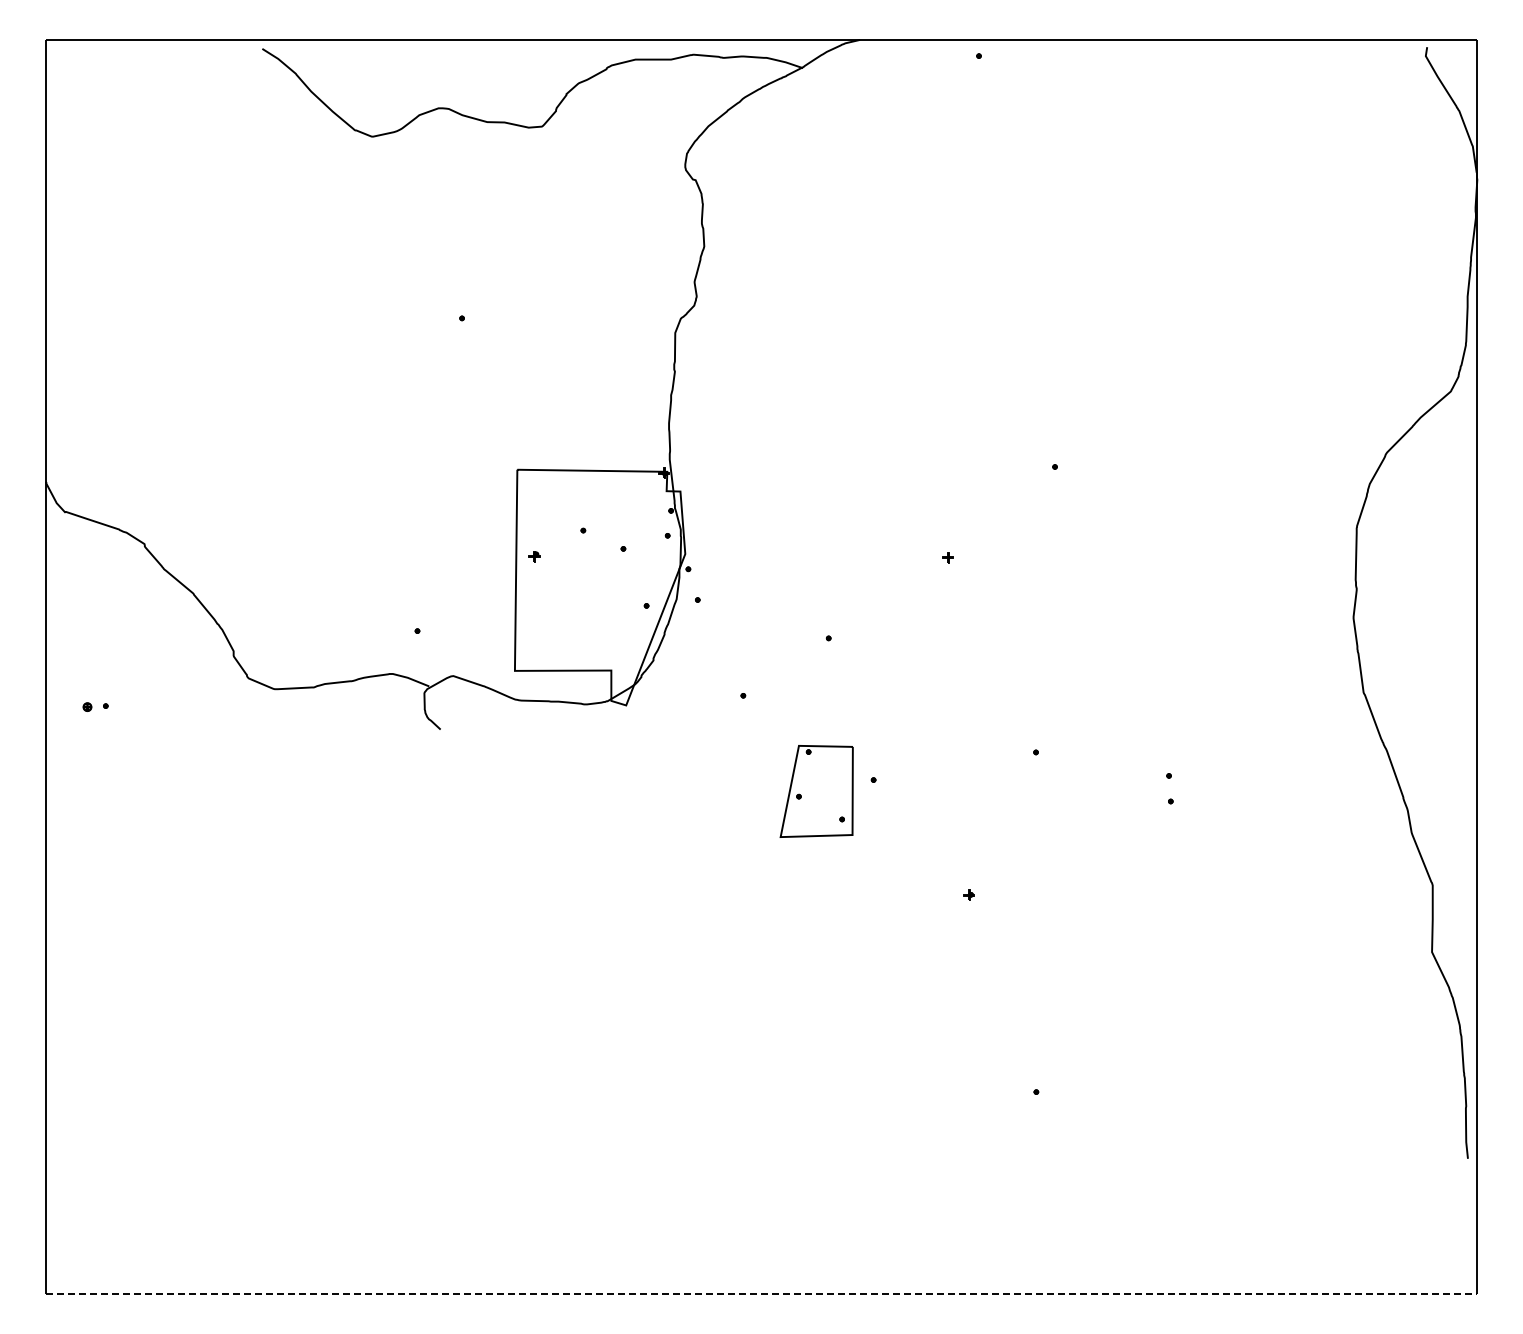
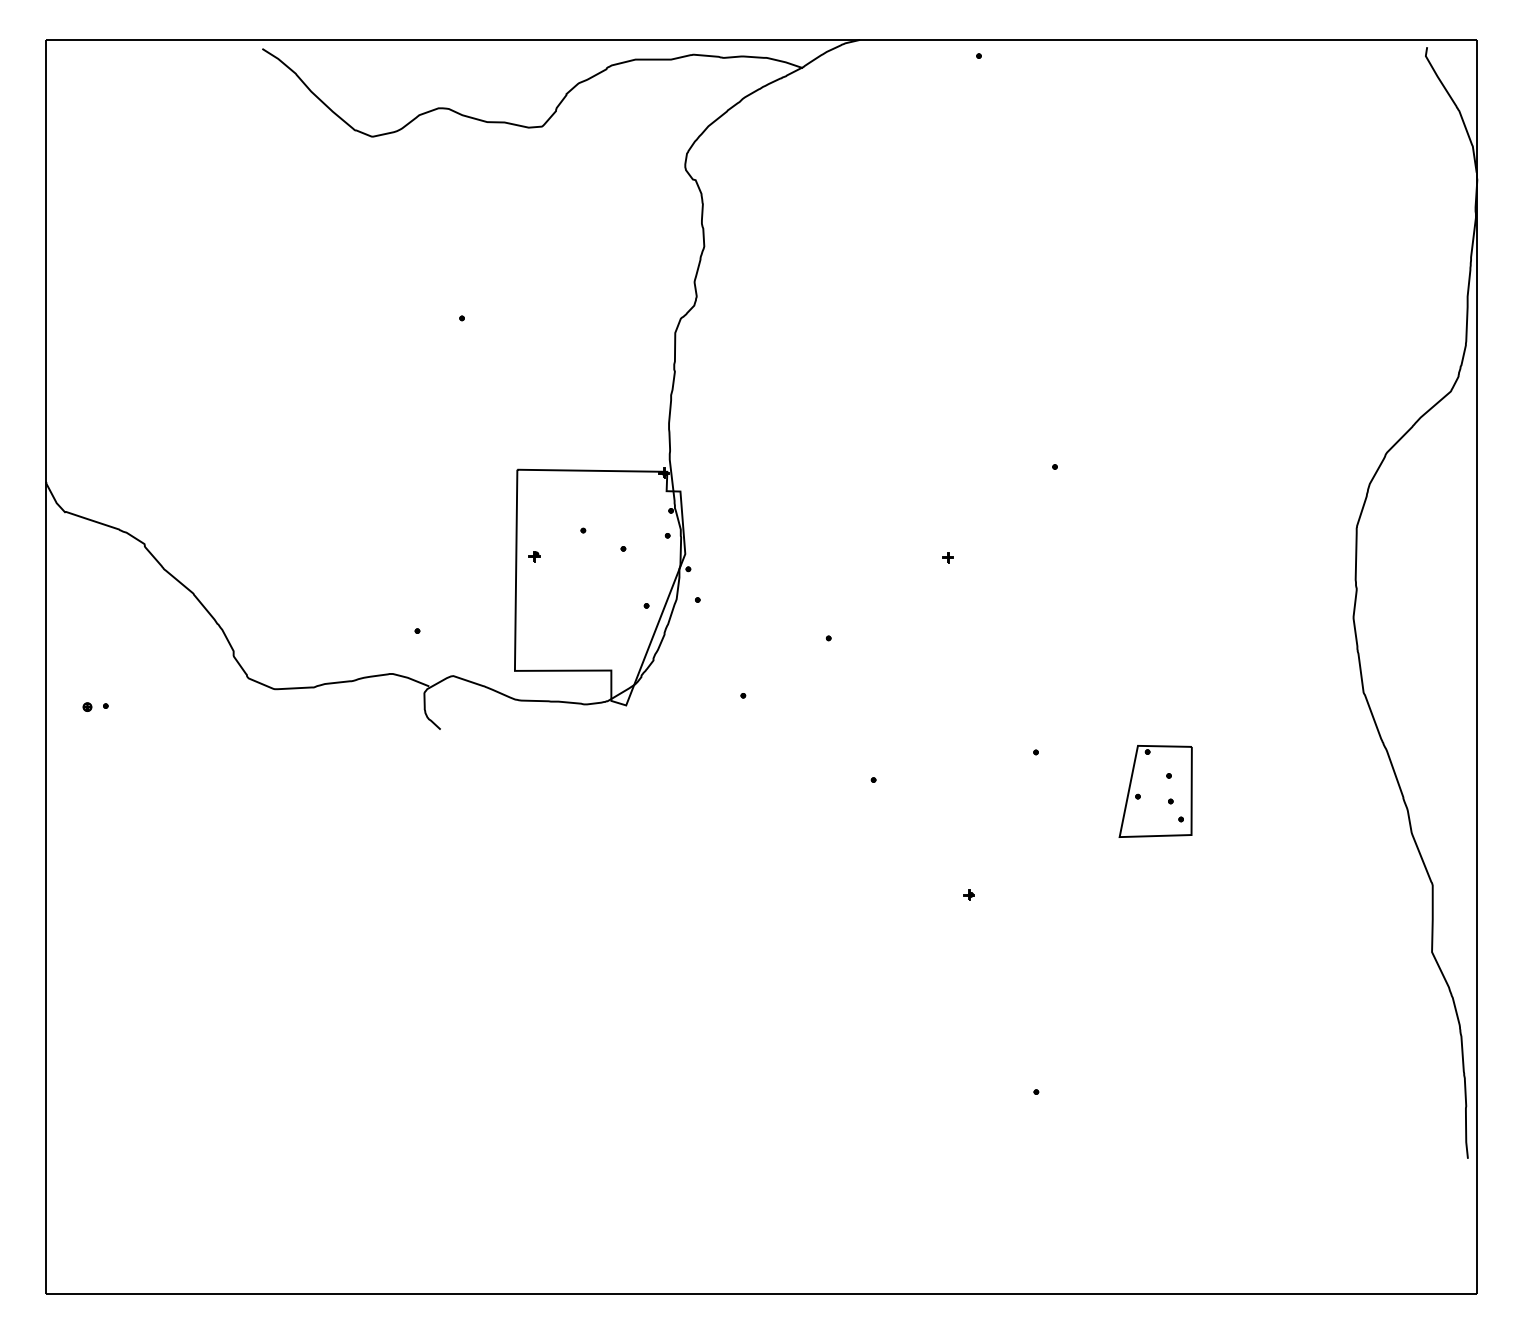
part position: (816, 791) -> (1155, 791) (1155, 791)
line: dashed -> solid (761, 1294)
